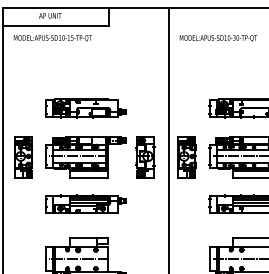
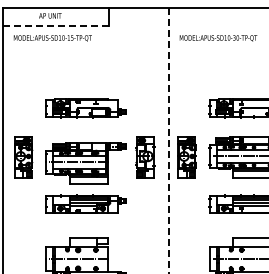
line: solid -> dashed (56, 26)
line: solid -> dashed (168, 141)
part position: (85, 157) -> (85, 163) (85, 163)
